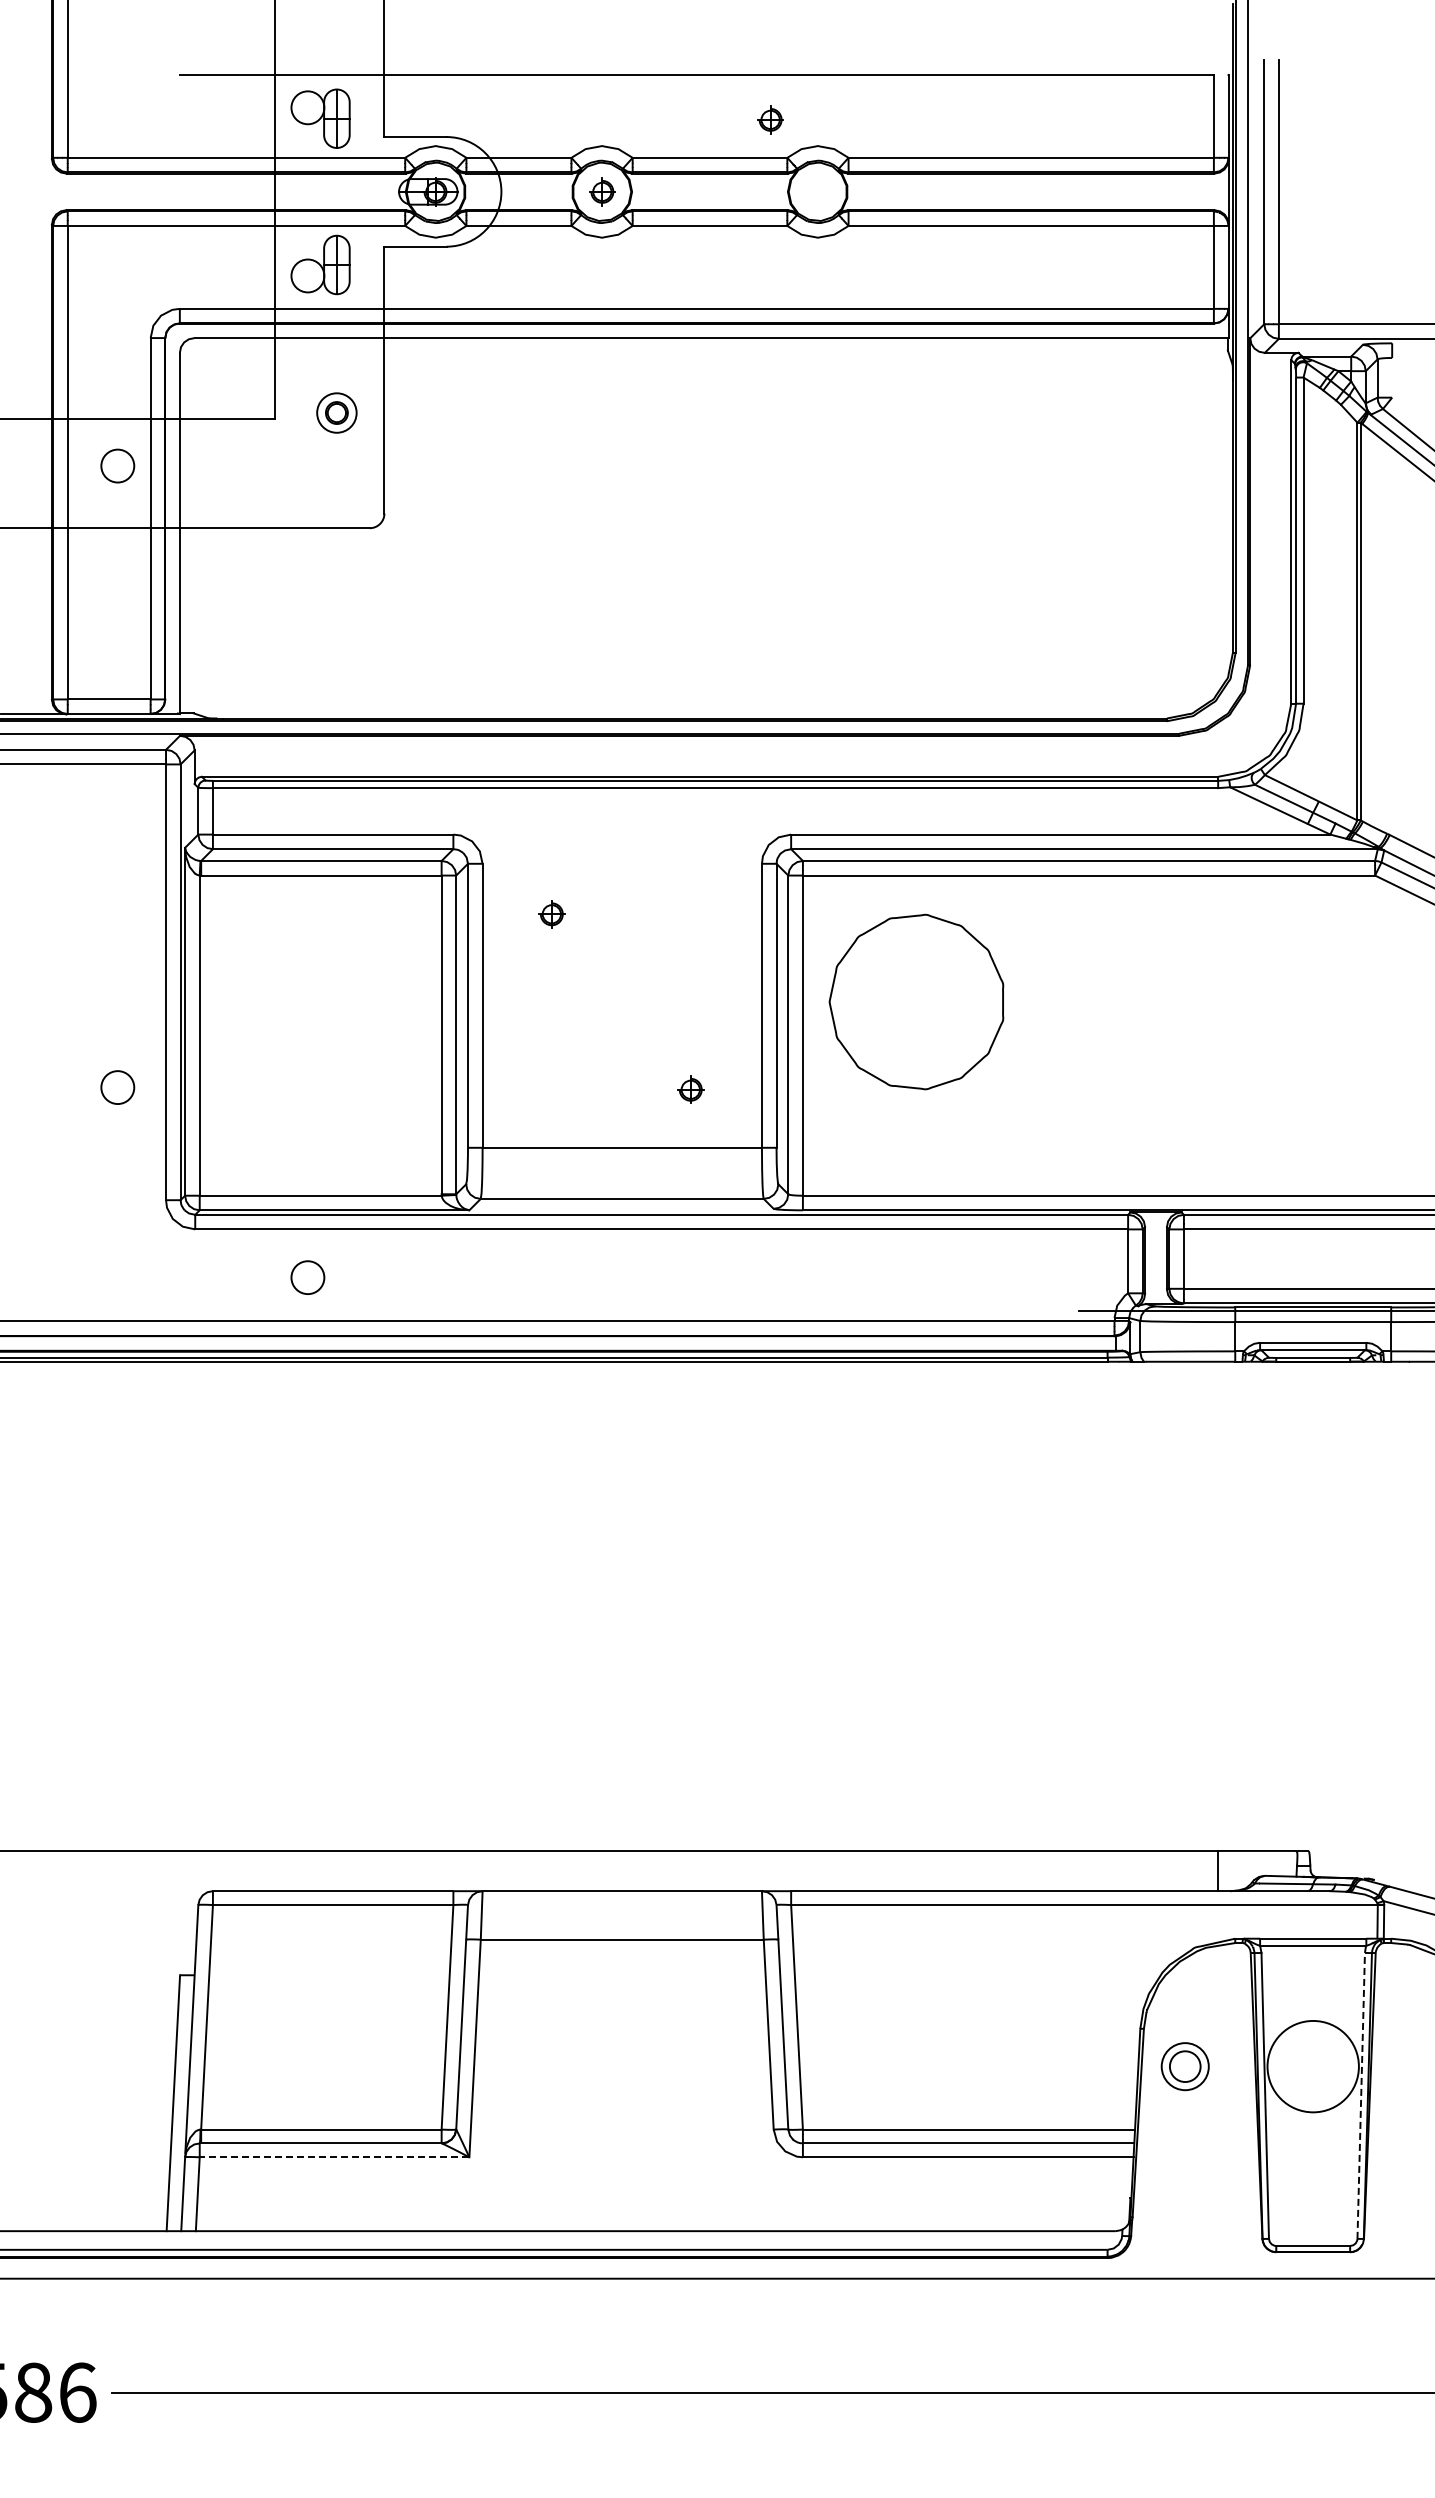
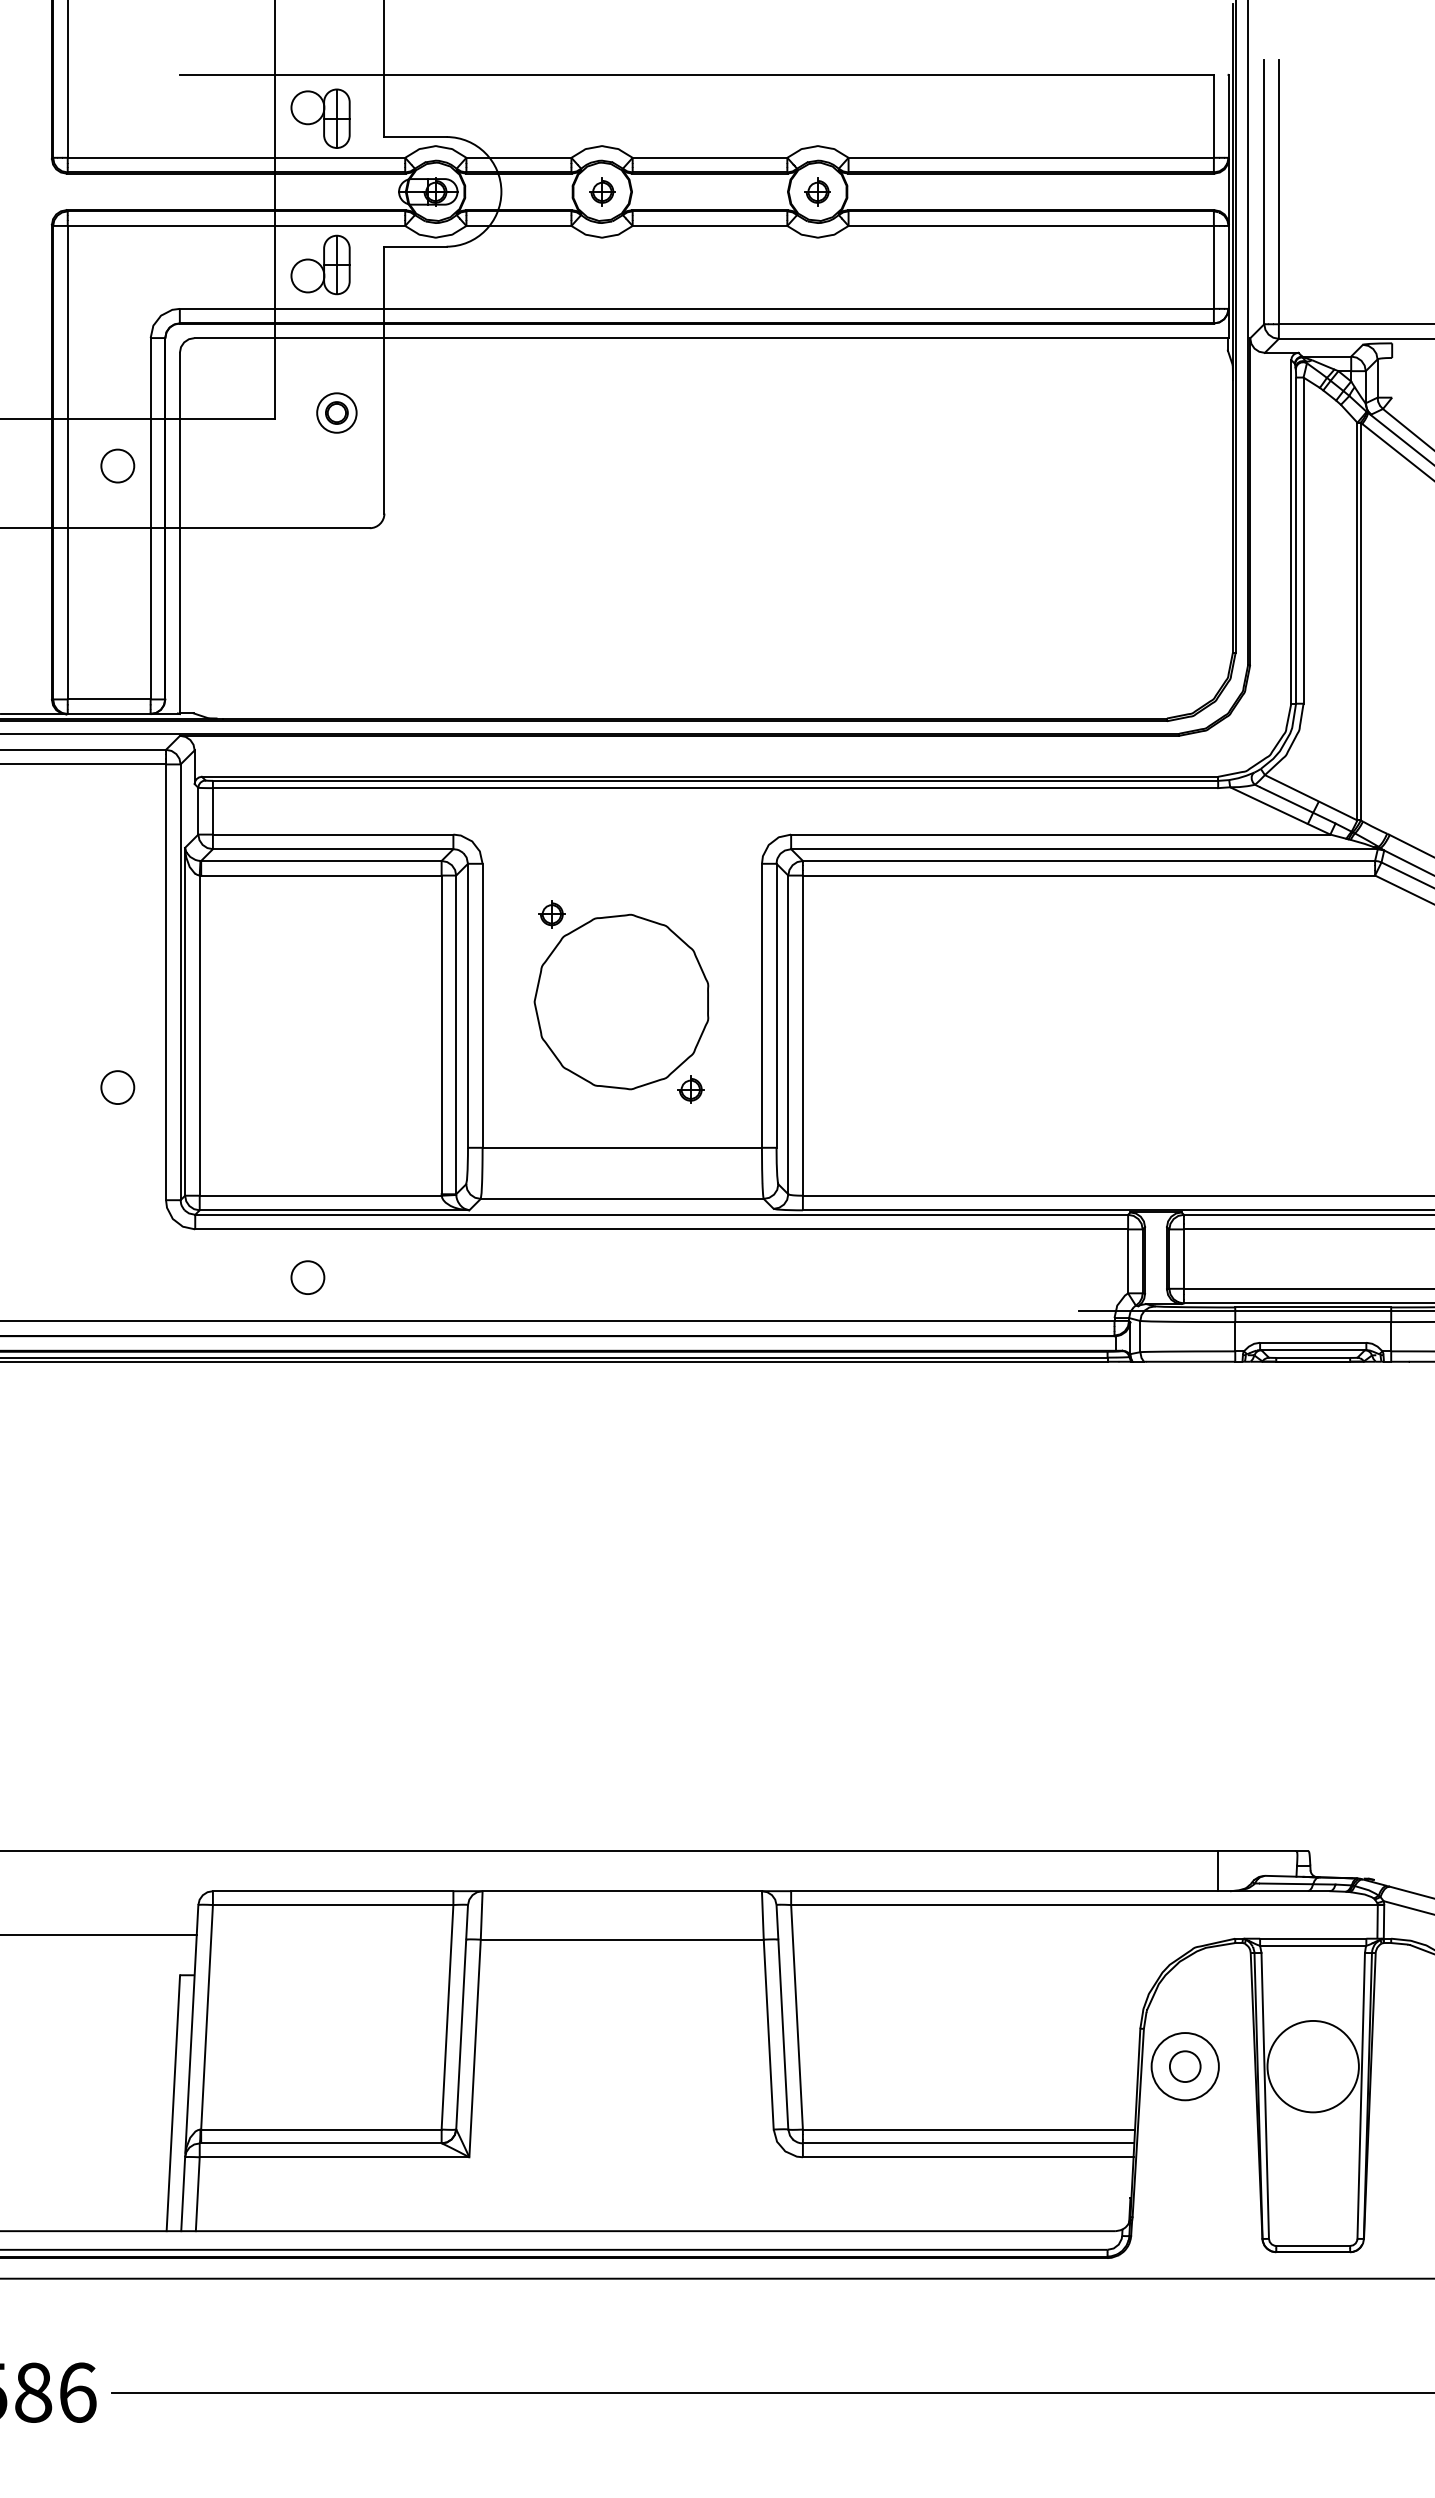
part position: (770, 119) -> (817, 191) (817, 191)
part position: (916, 1001) -> (621, 1001) (621, 1001)
line: none -> present (99, 1935)
circle diameter: 47 px -> 67 px (1184, 2066)
line: dashed -> solid (1361, 2095)
line: dashed -> solid (334, 2157)
